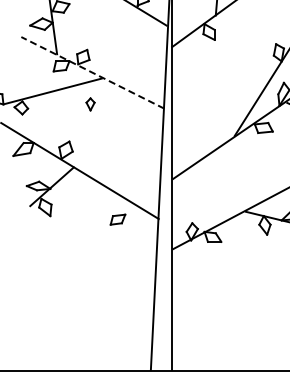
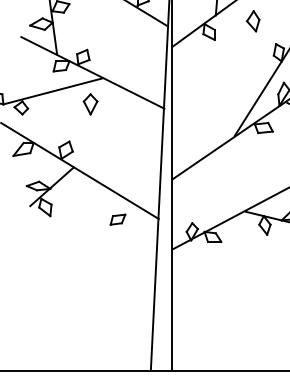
part: none -> present (252, 21)
line: dashed -> solid (92, 72)
part size: 11x15 px -> 17x23 px (90, 104)
